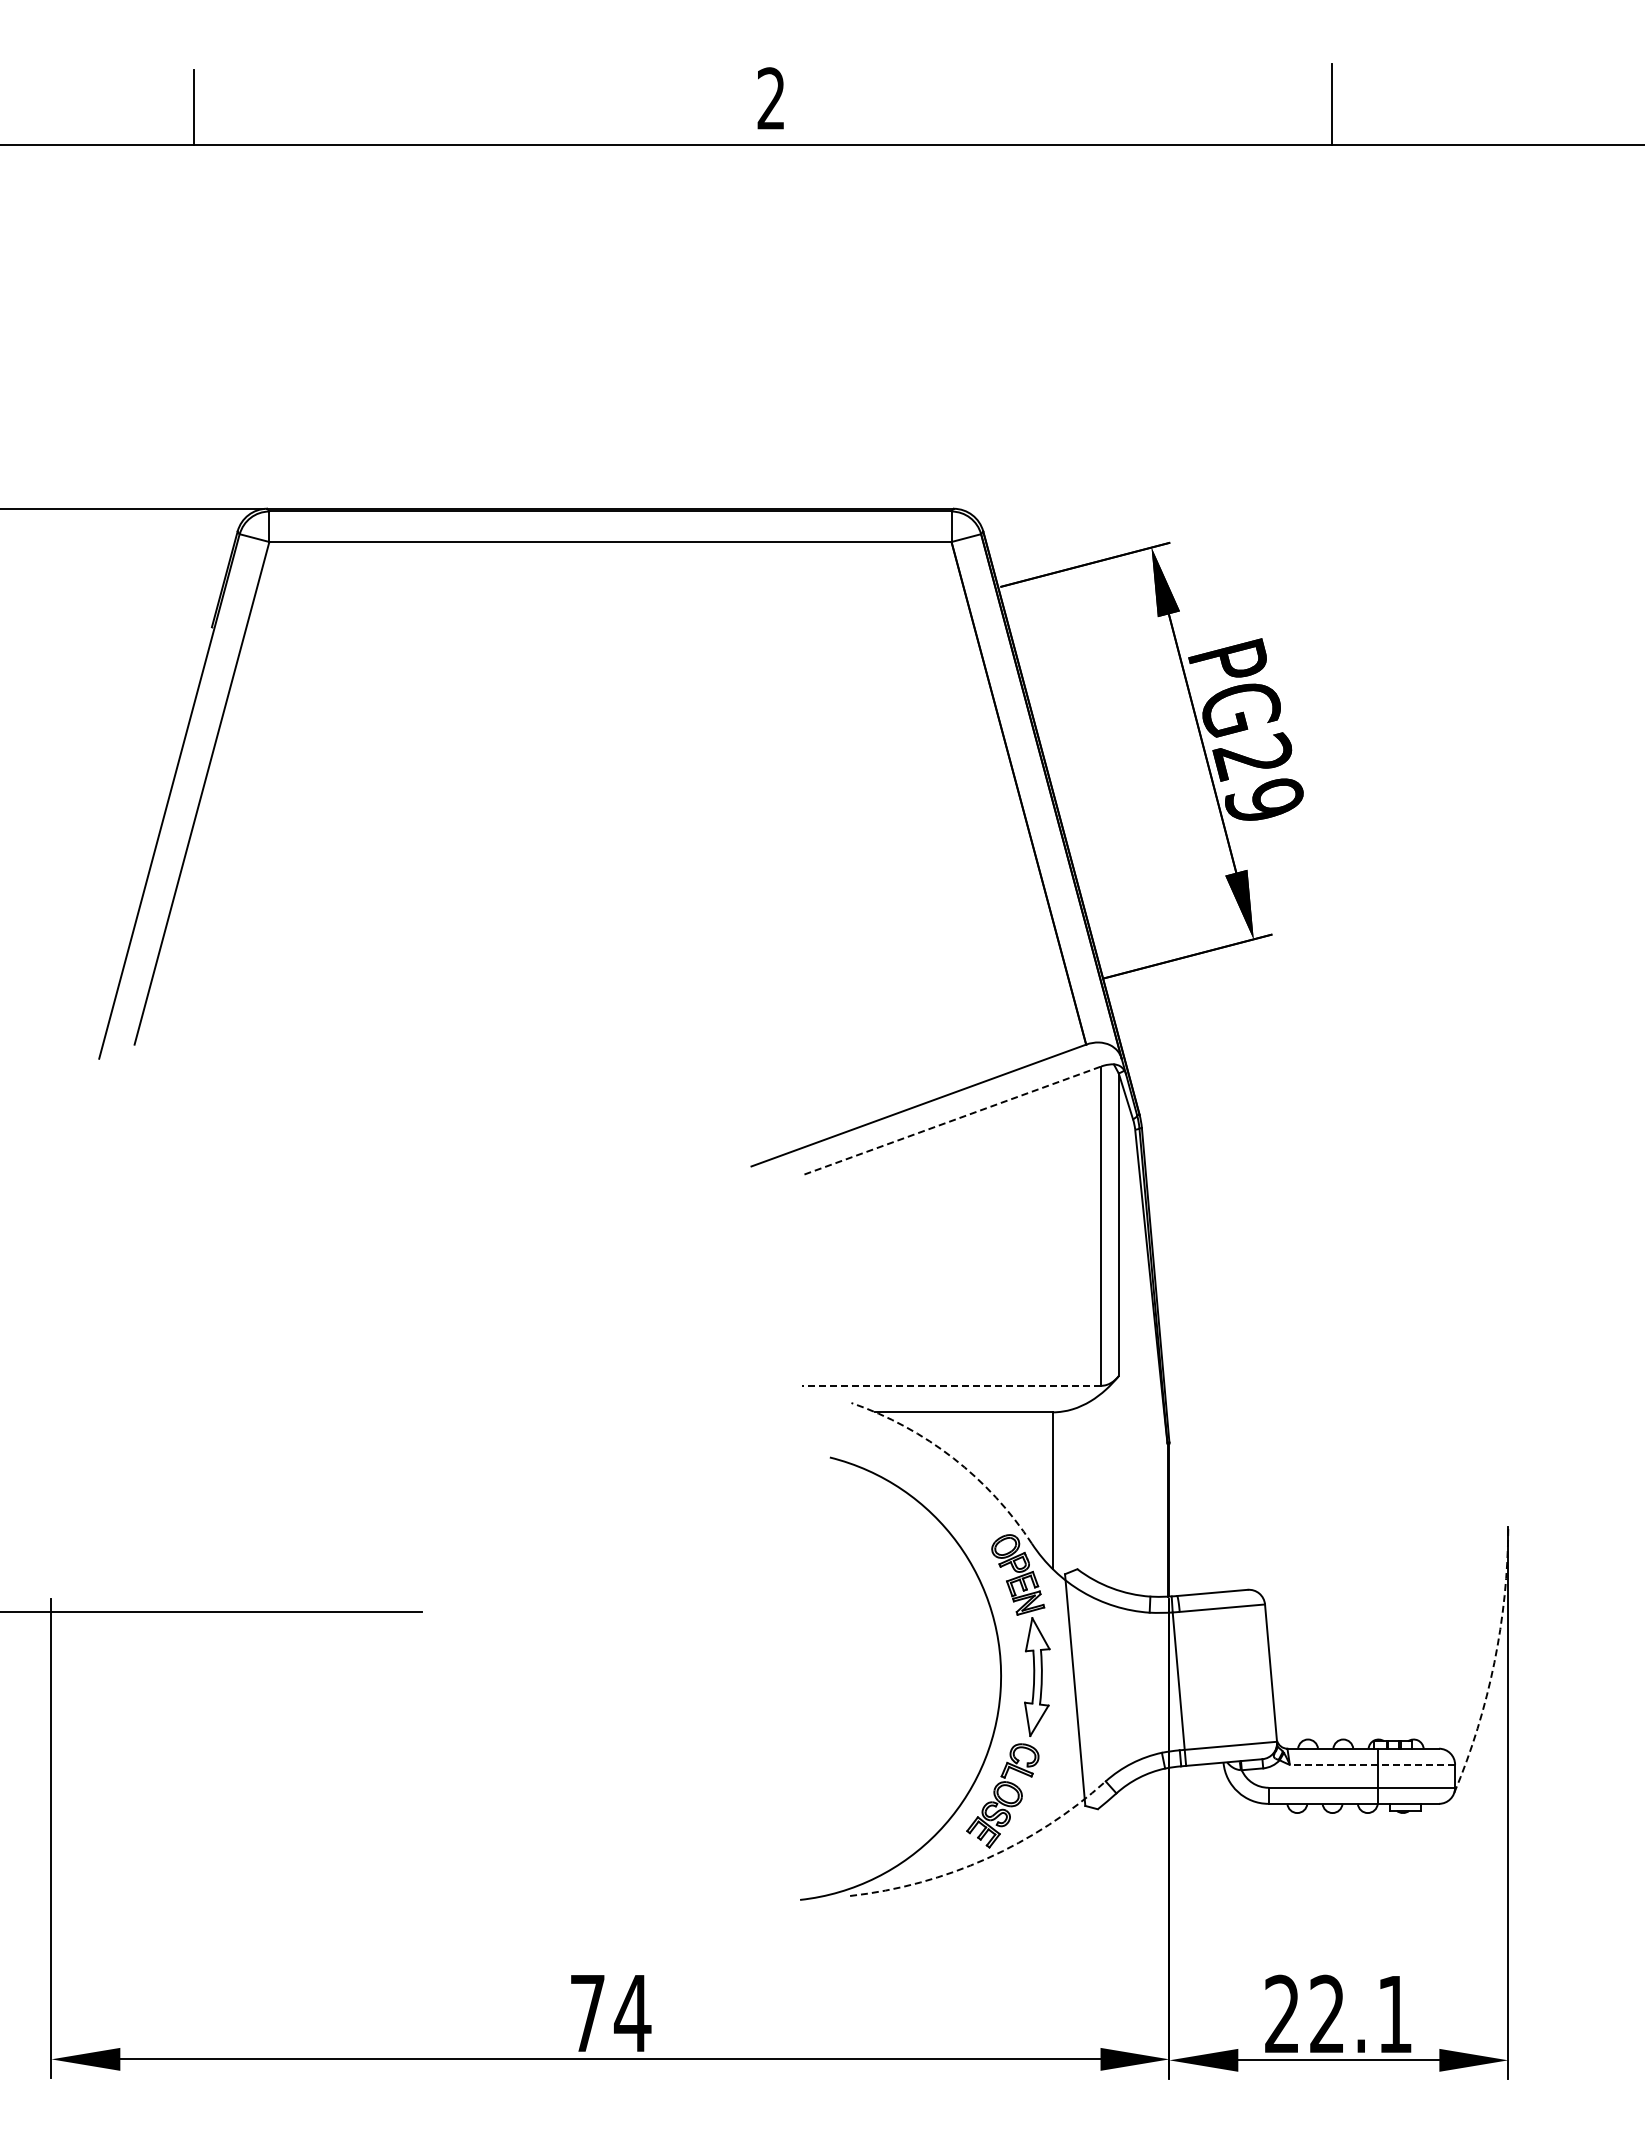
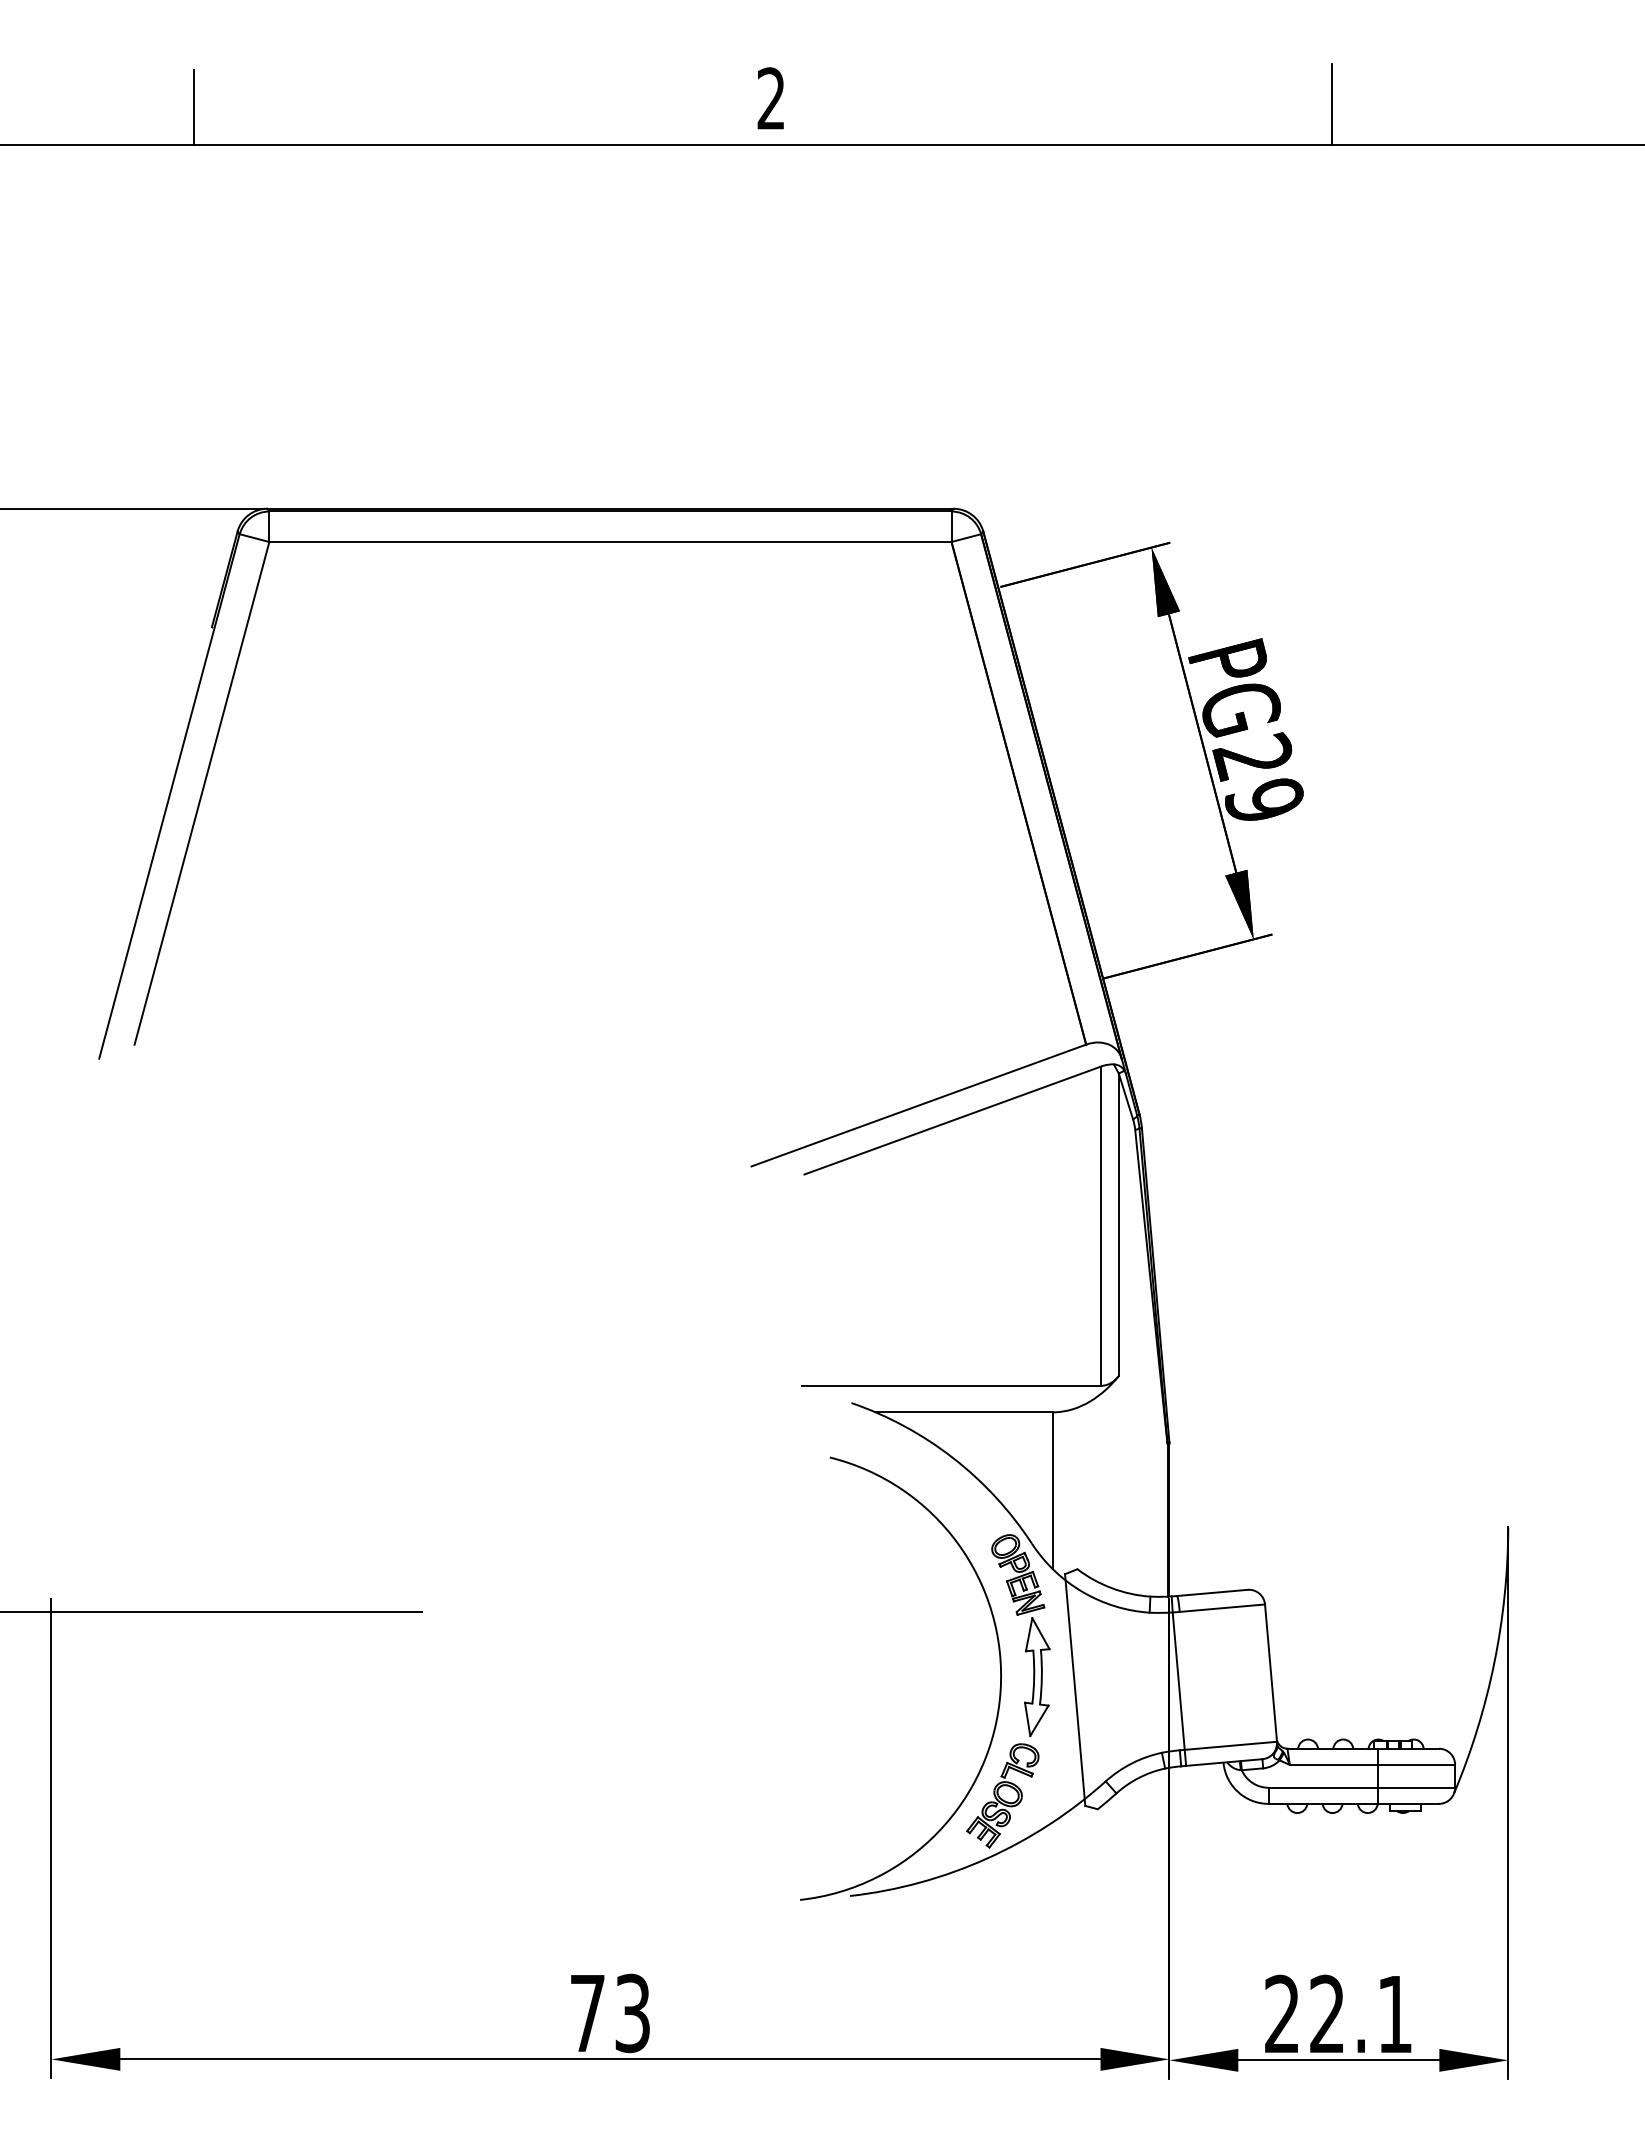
line: dashed -> solid (952, 1120)
line: dashed -> solid (951, 1385)
arc: dashed -> solid (953, 1458)
arc: dashed -> solid (1494, 1662)
line: dashed -> solid (1372, 1764)
arc: dashed -> solid (986, 1858)
text: 74 -> 73 (632, 2013)
